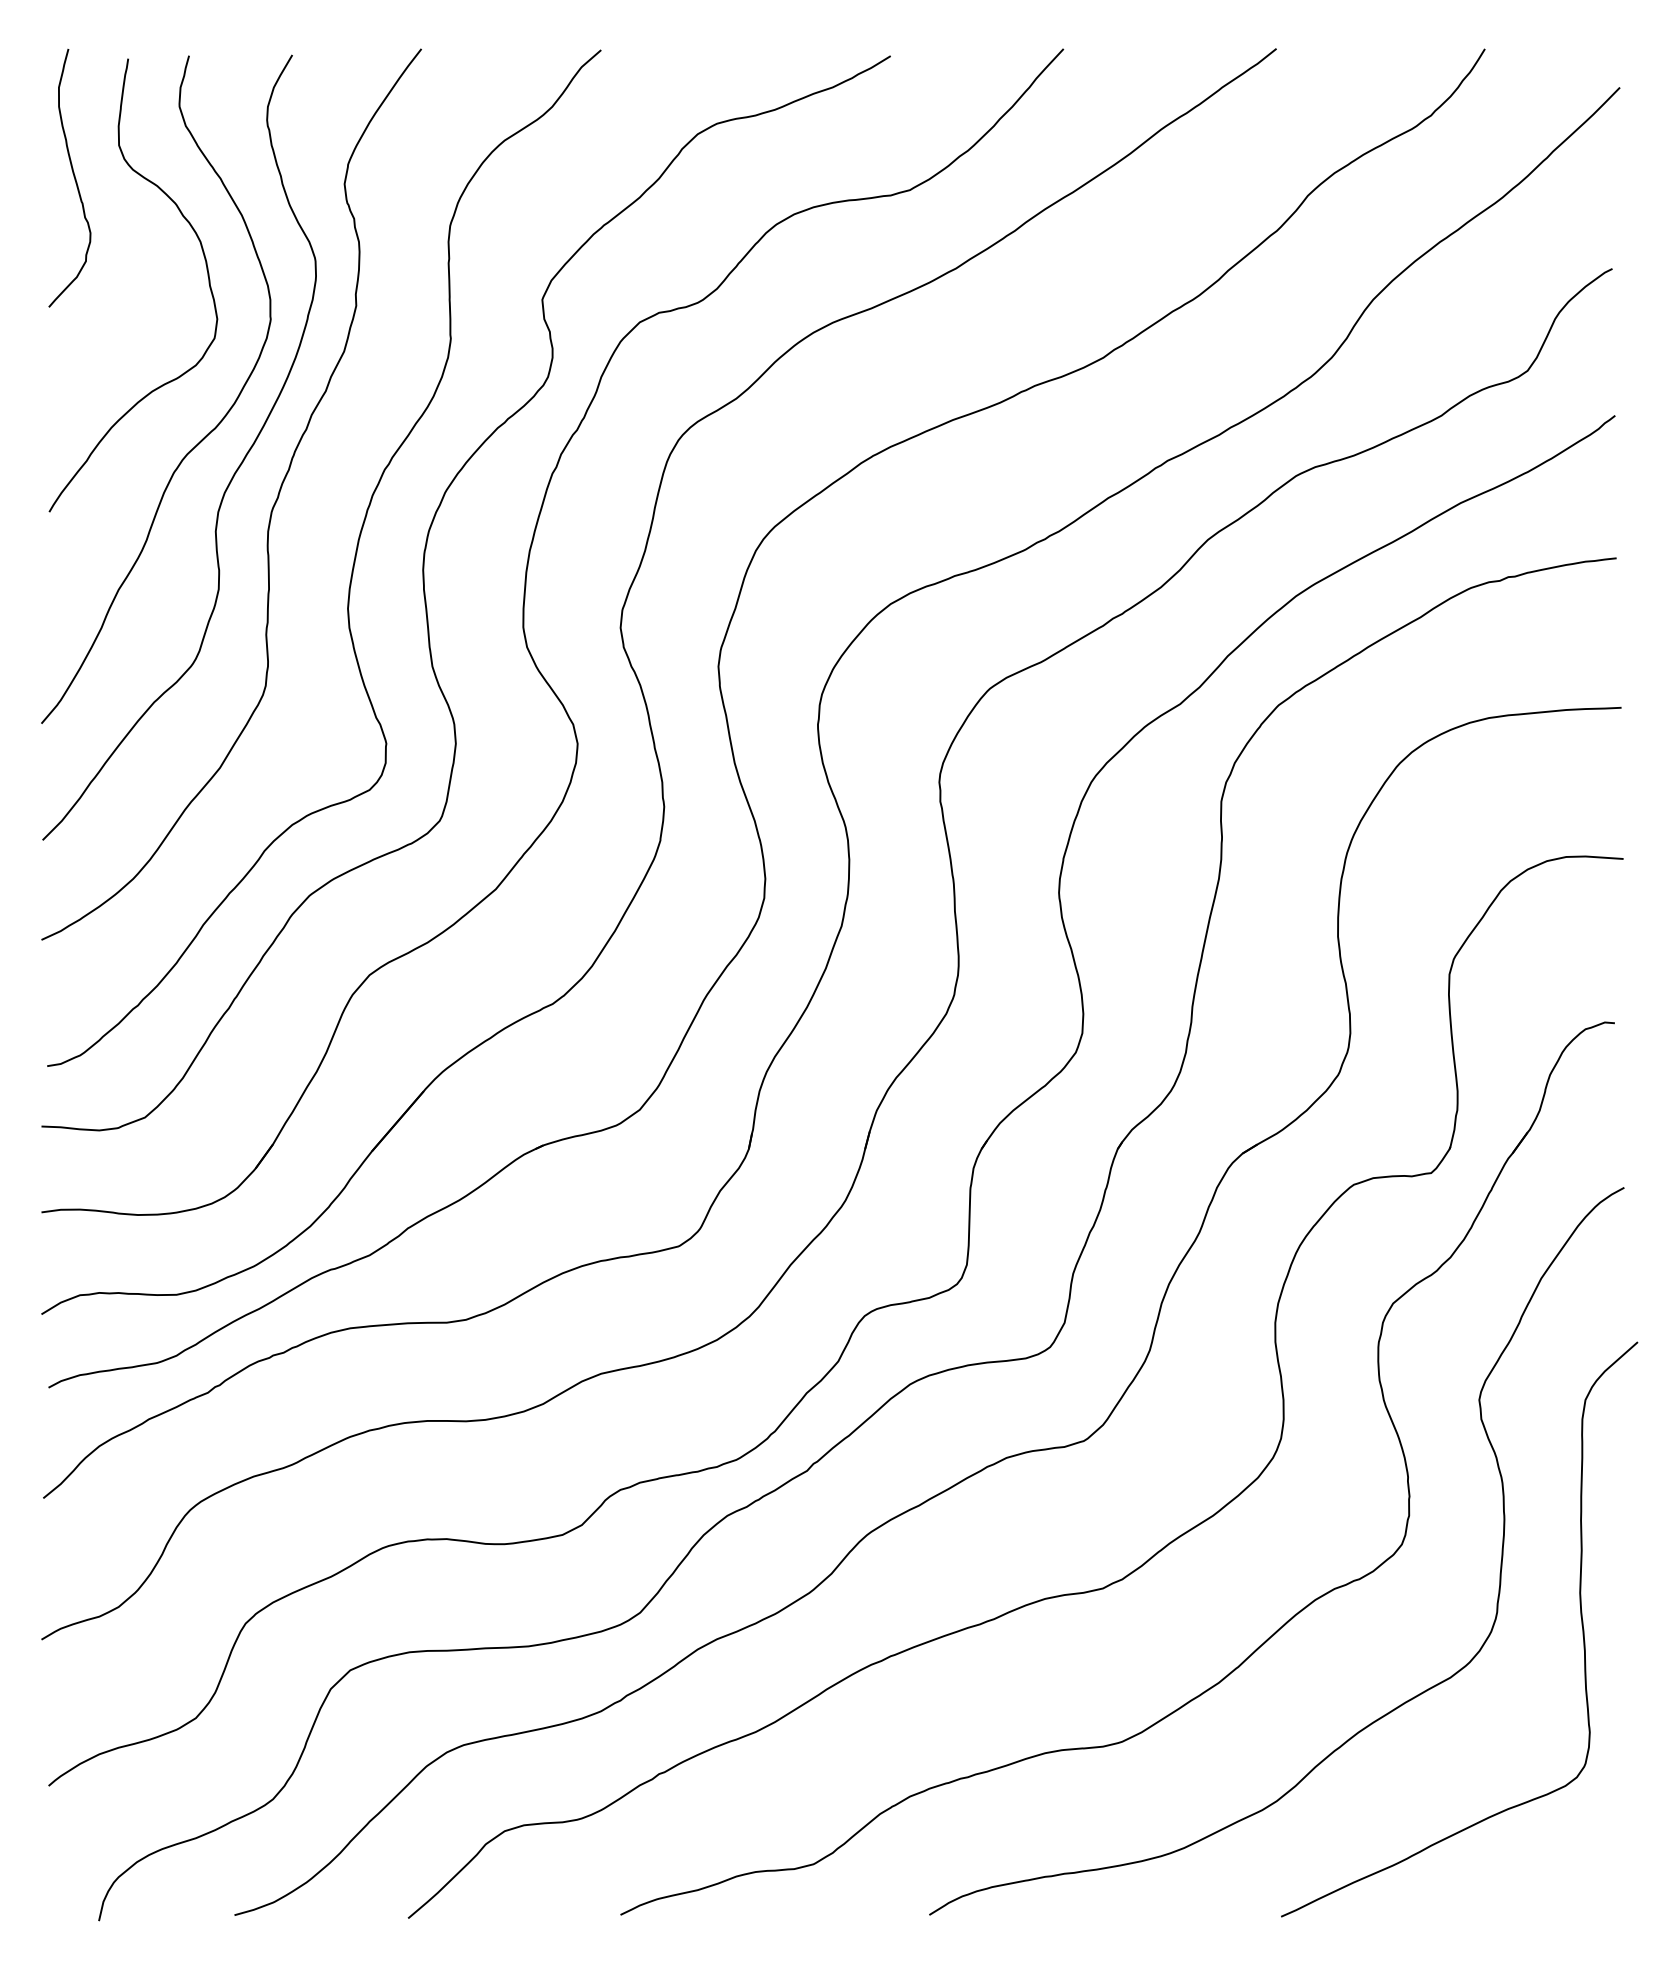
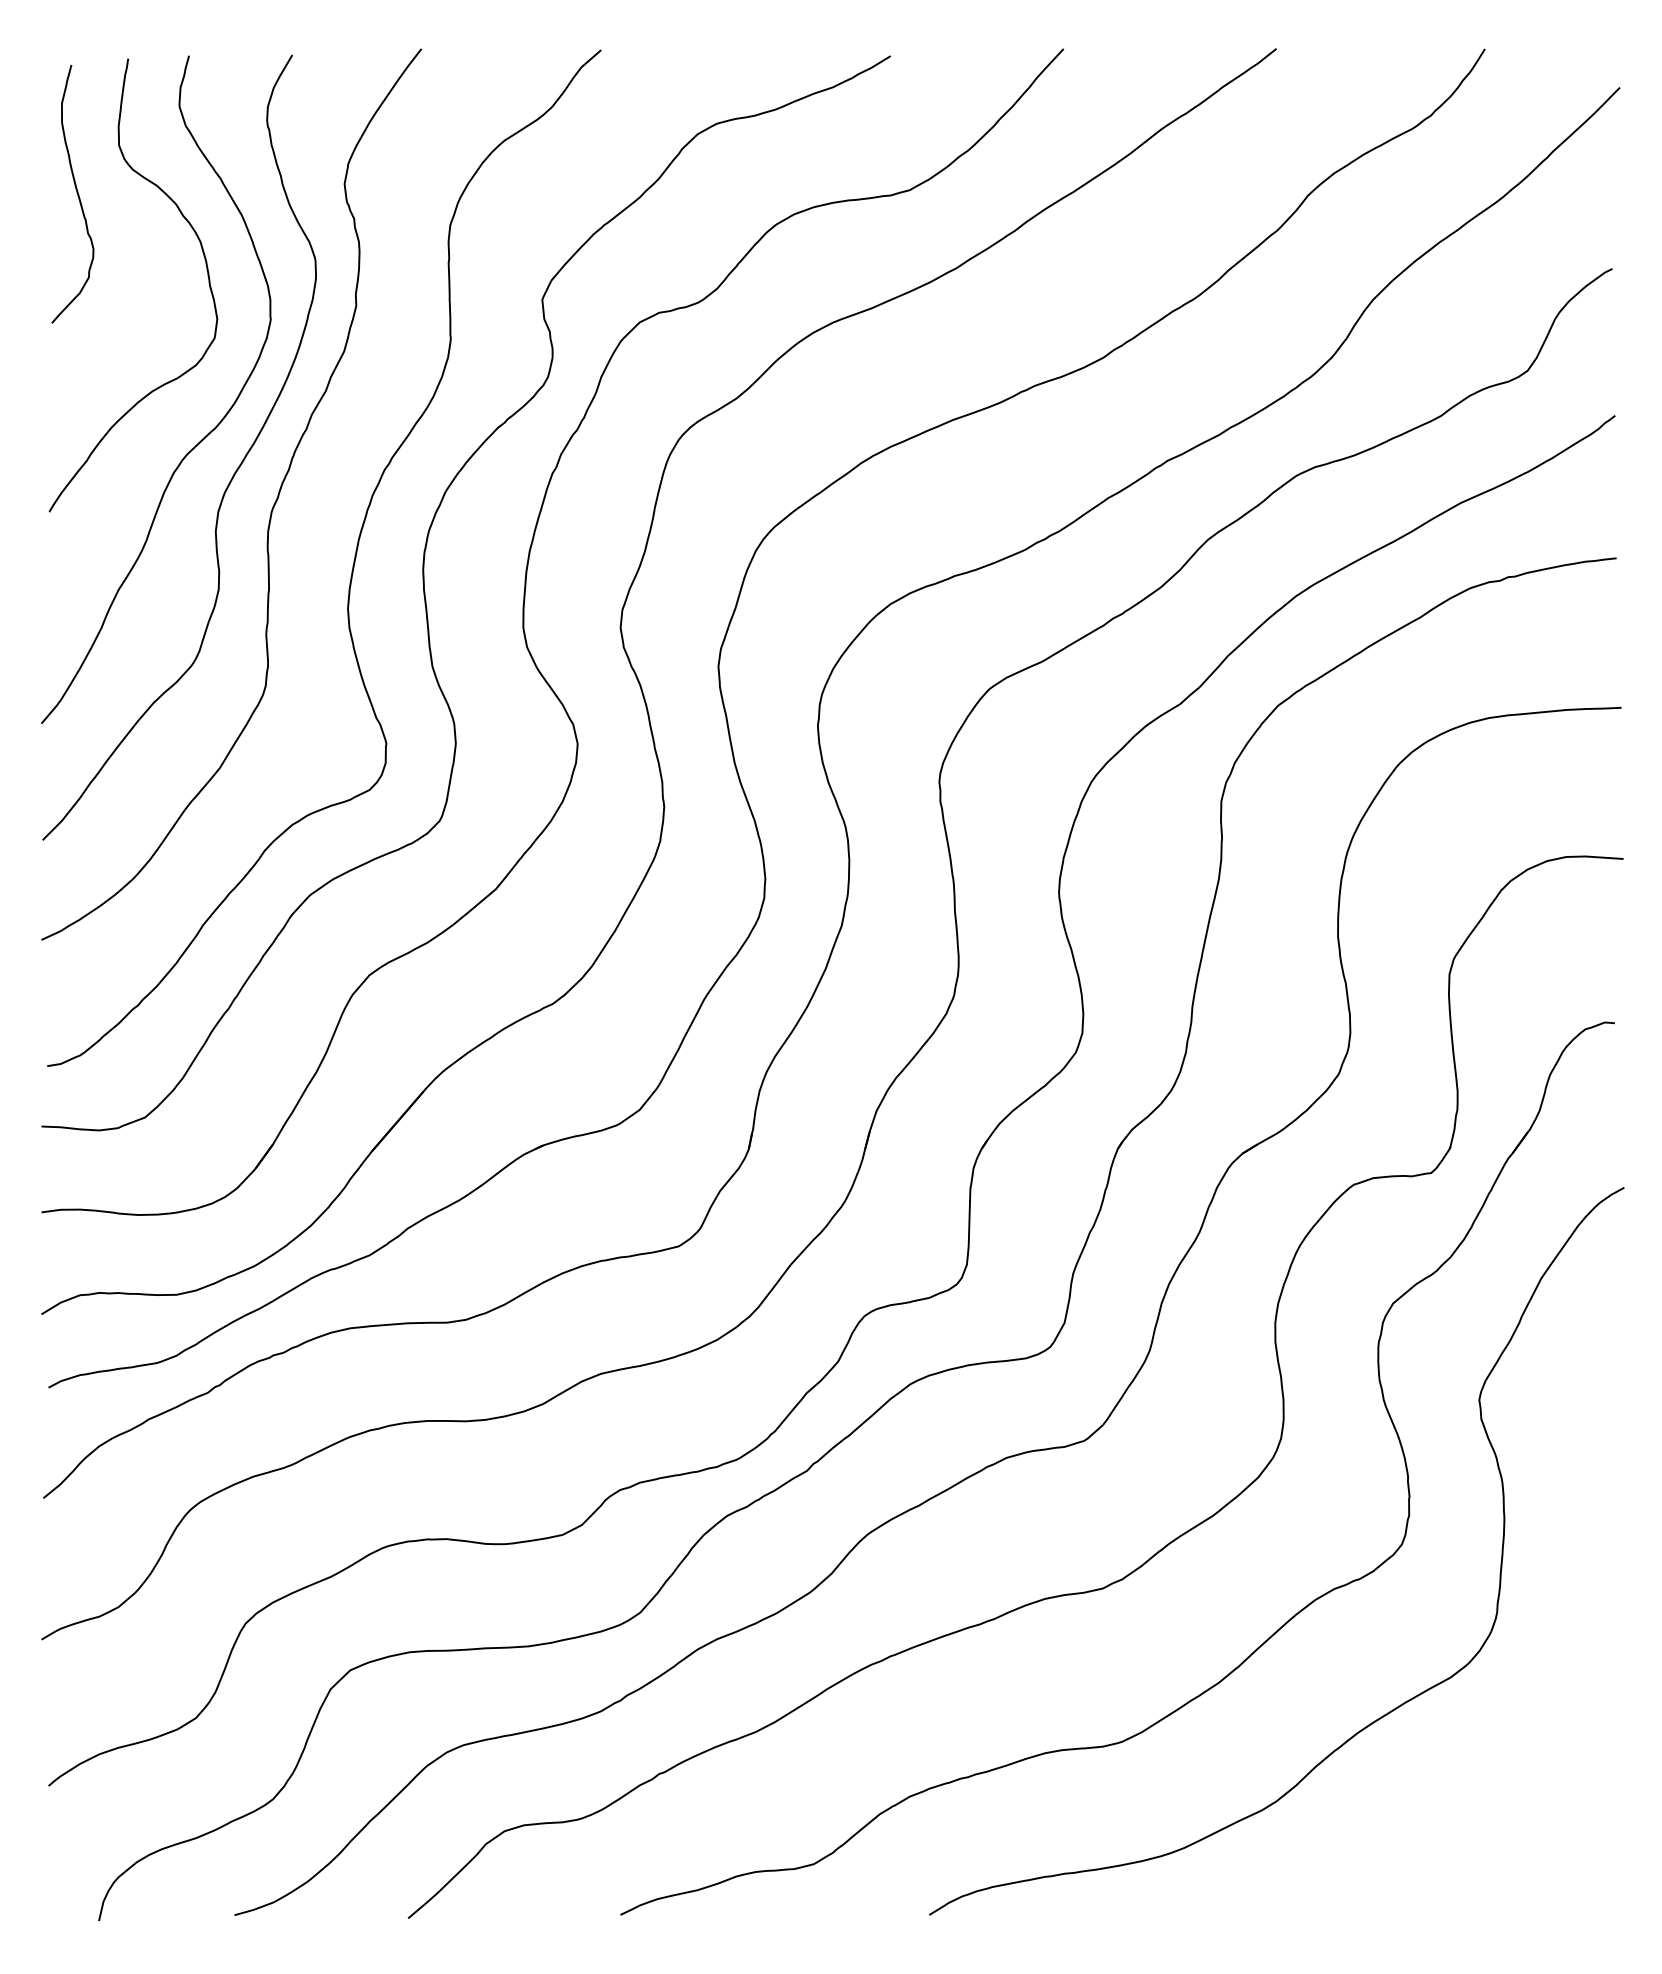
curve position: (73, 177) -> (76, 193) (76, 193)
curve: present -> none (1580, 1617)
